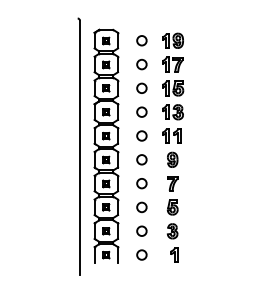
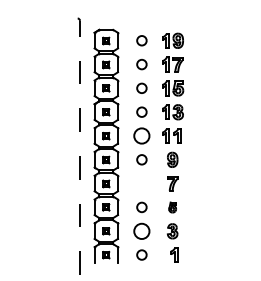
circle size: 12x12 px -> 18x18 px (141, 135)
line: solid -> dashed (80, 147)
circle: present -> none (141, 183)
part size: 13x17 px -> 9x13 px (172, 207)
circle size: 12x12 px -> 18x18 px (141, 230)
